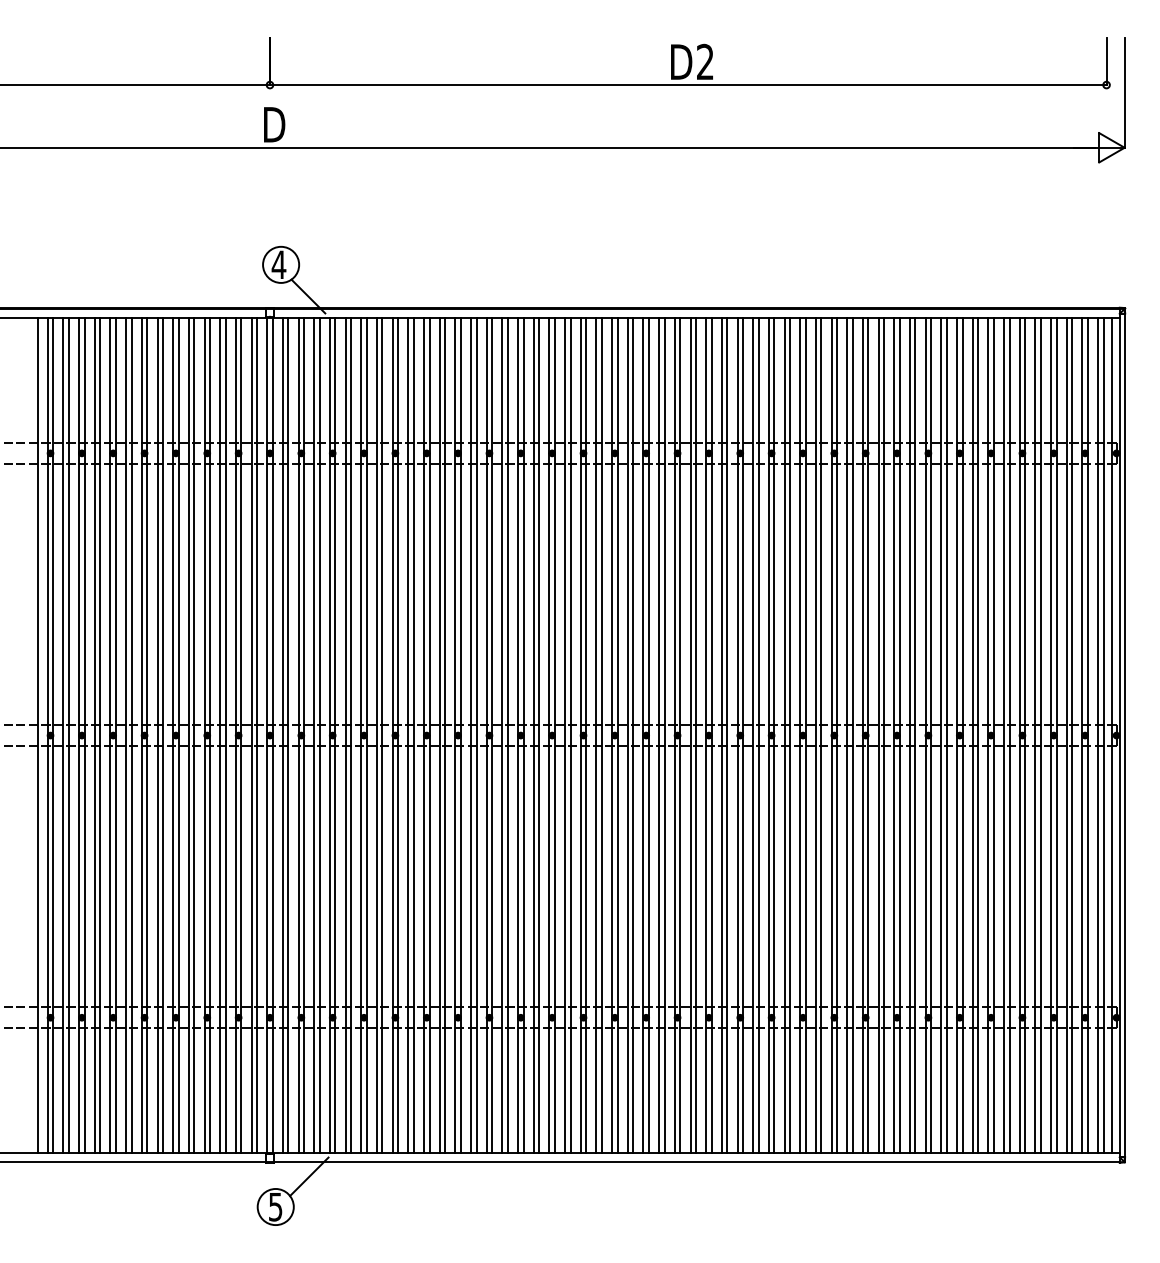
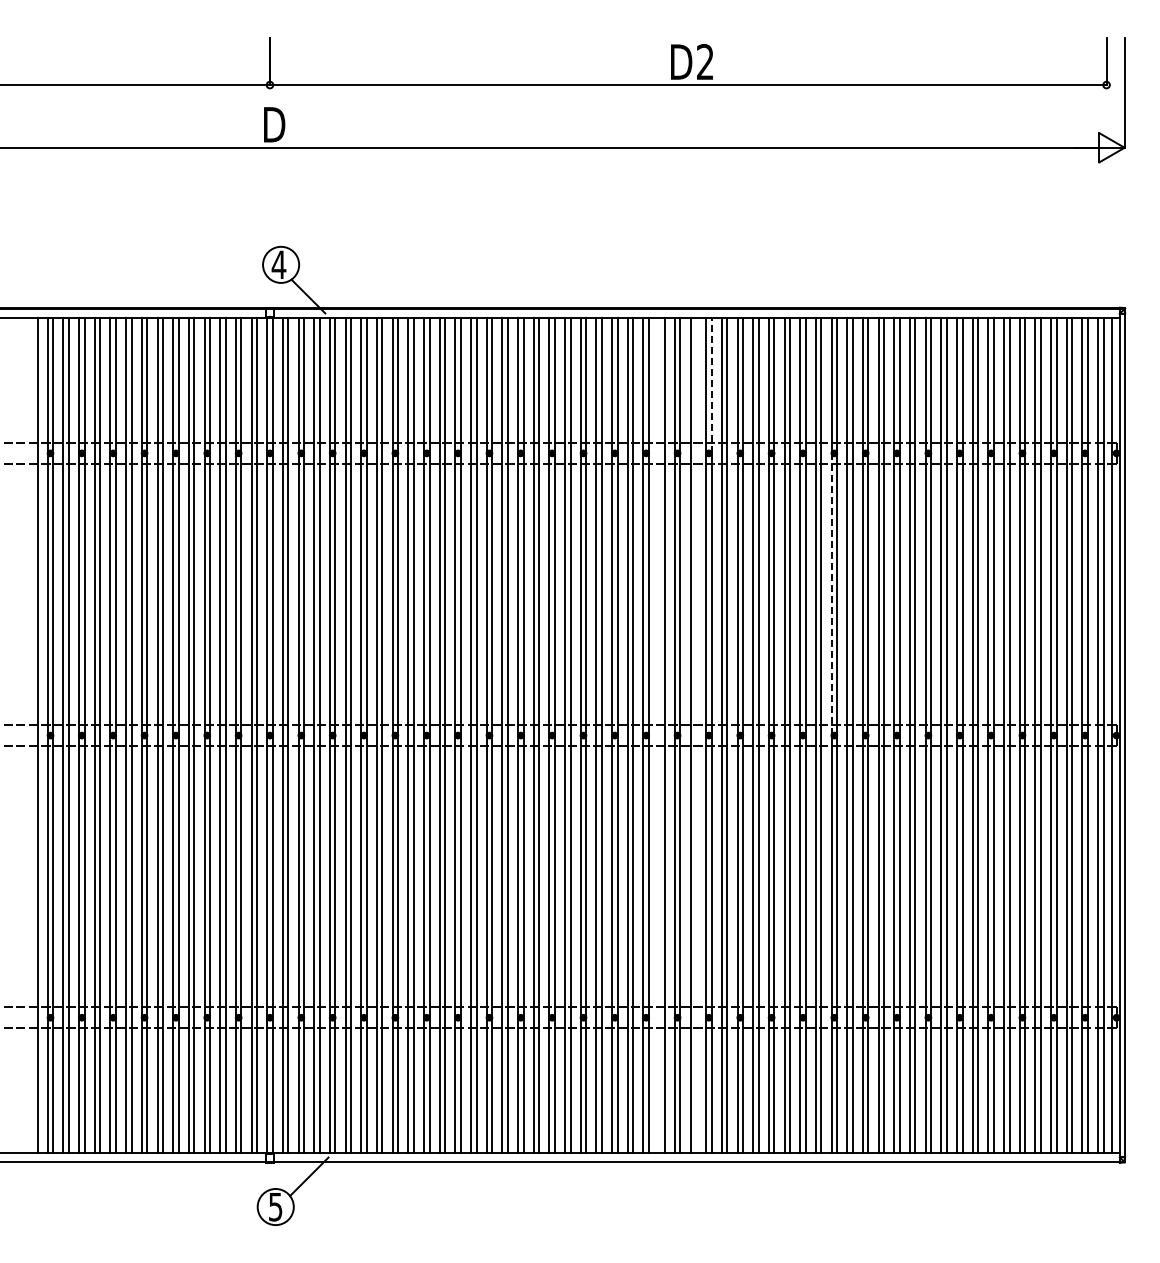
line: solid -> dashed (711, 384)
line: solid -> dashed (831, 593)
line: present -> none (659, 735)
line: present -> none (696, 735)
